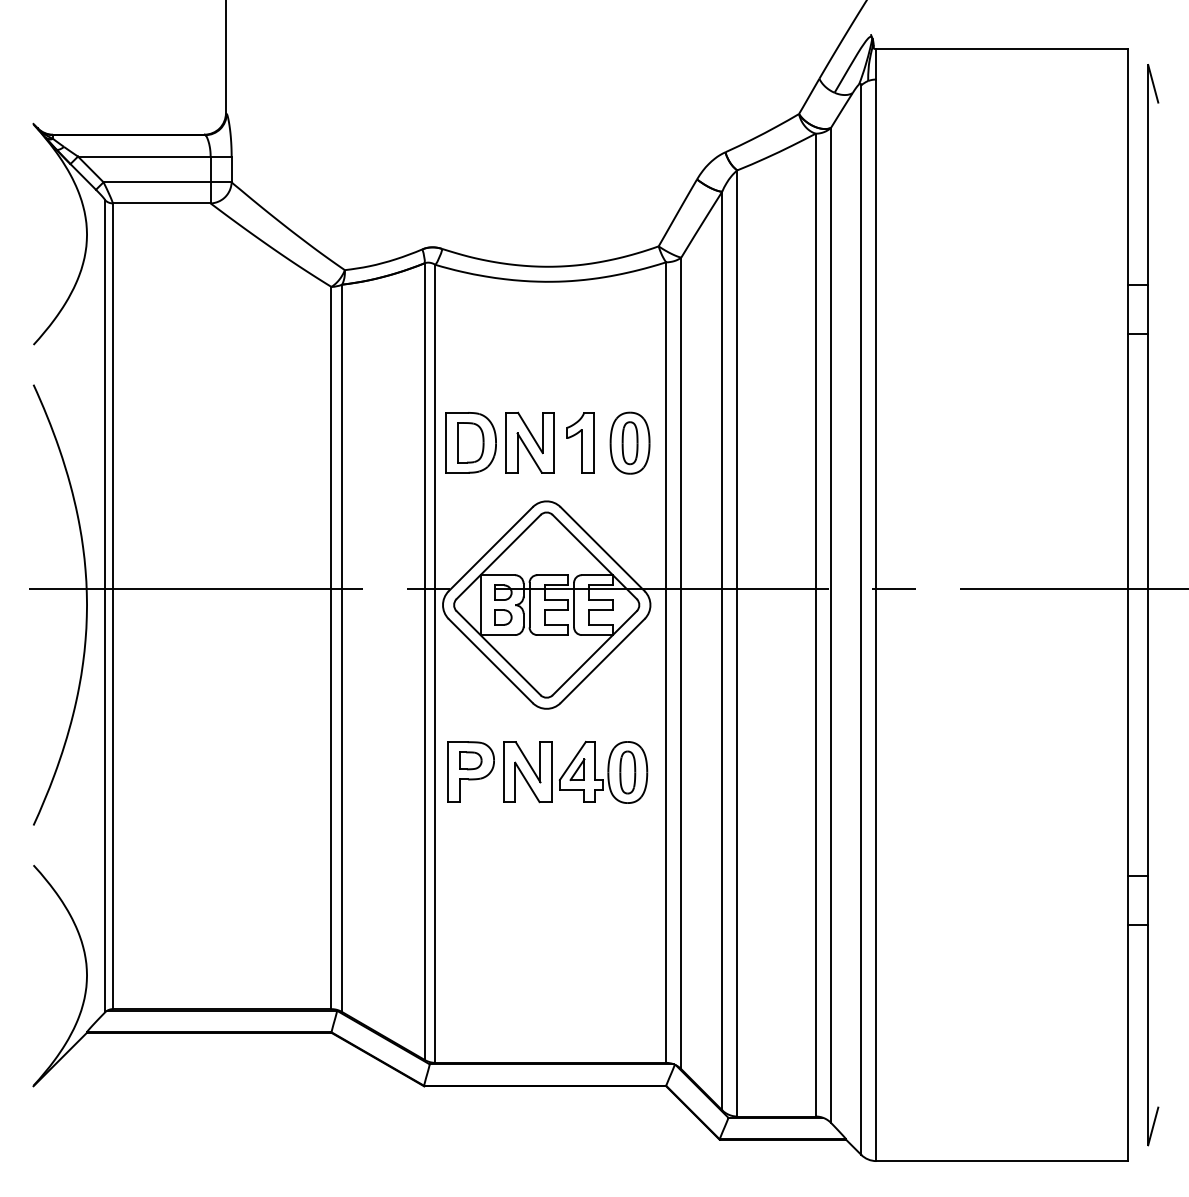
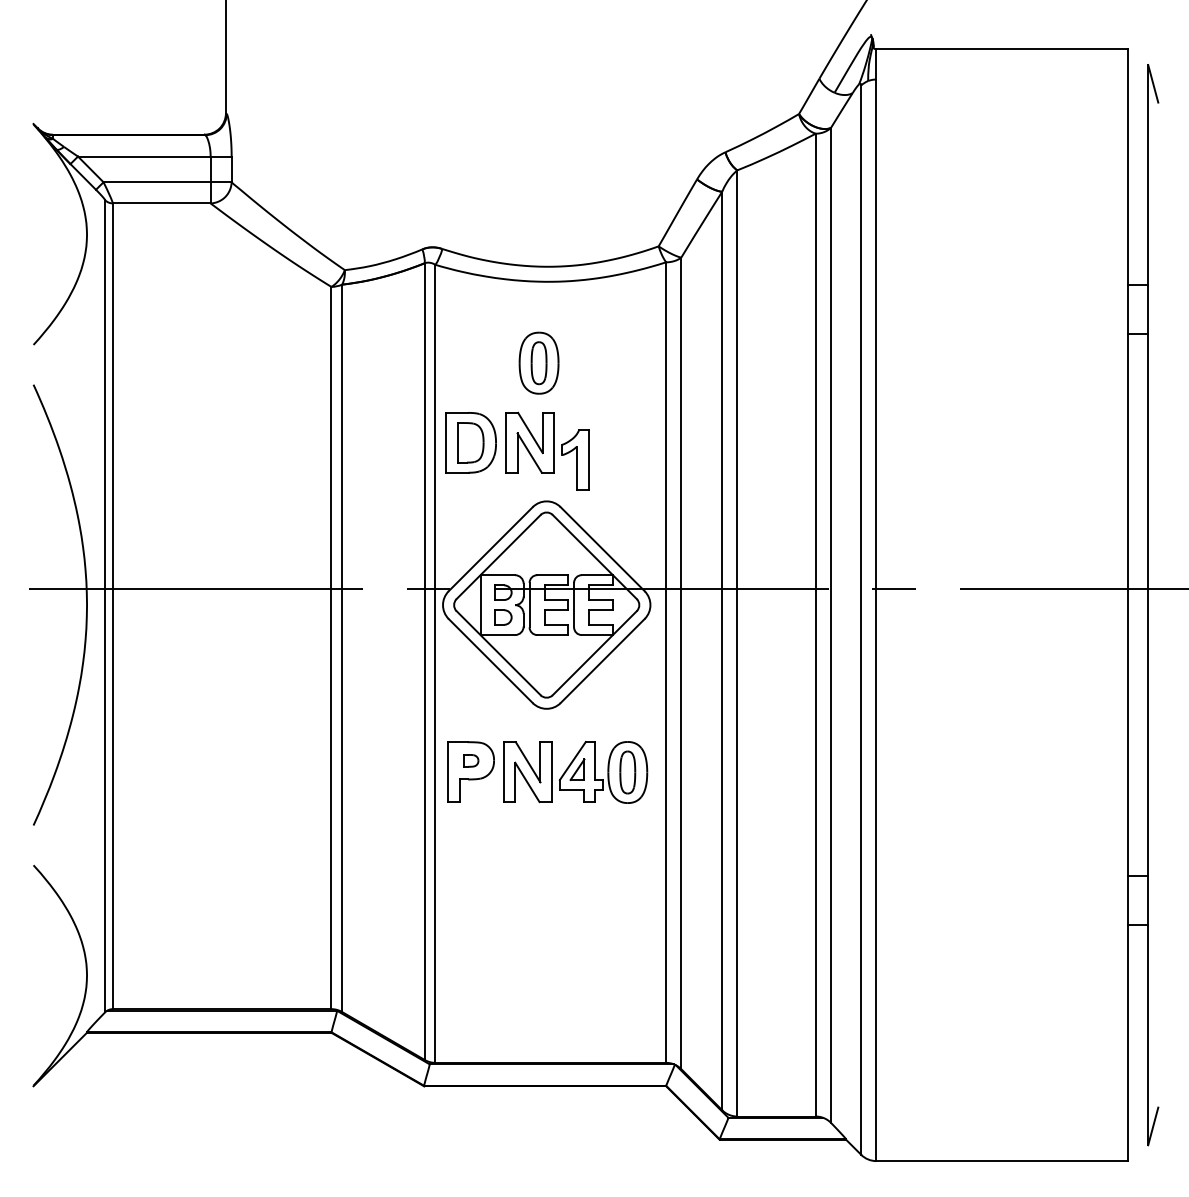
part position: (580, 442) -> (575, 459) (575, 459)
part position: (629, 442) -> (538, 362) (538, 362)
part size: 24x20 px -> 17x14 px (471, 760)
